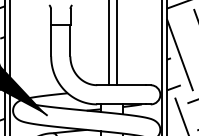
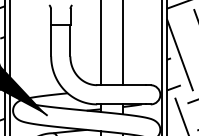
line position: (108, 43) -> (100, 43) (100, 43)
line position: (116, 43) -> (122, 43) (122, 43)
